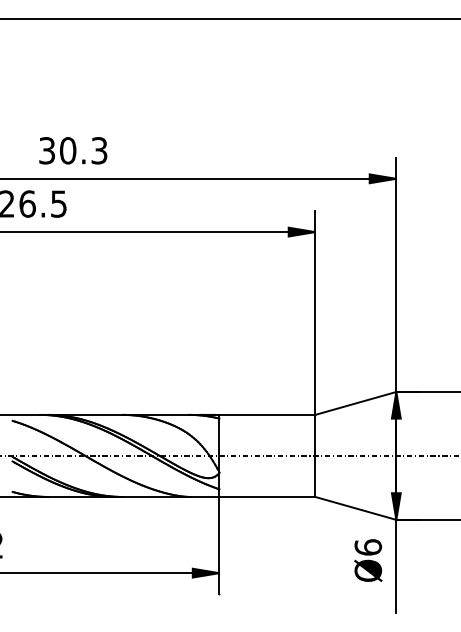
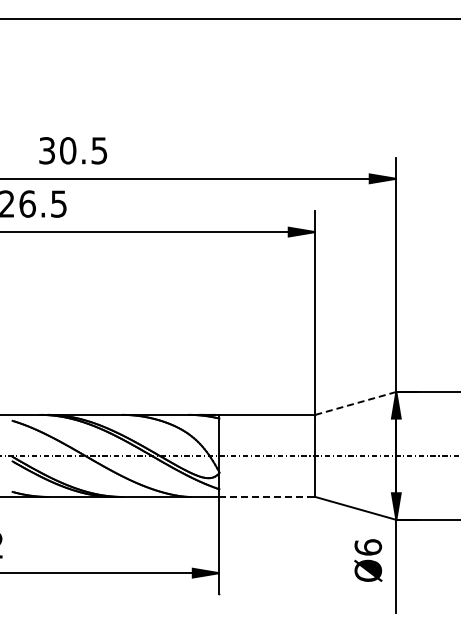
text: 30.3 -> 30.5 (99, 150)
line: solid -> dashed (356, 403)
line: solid -> dashed (267, 496)
